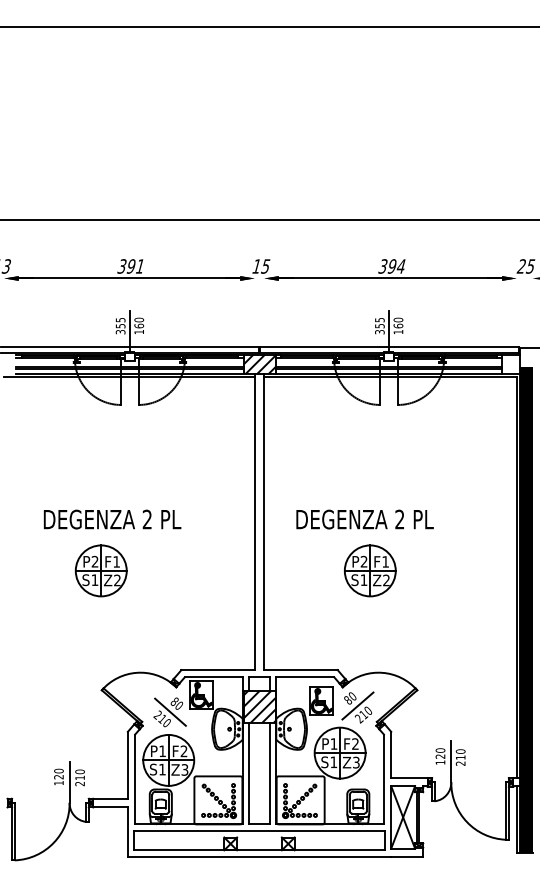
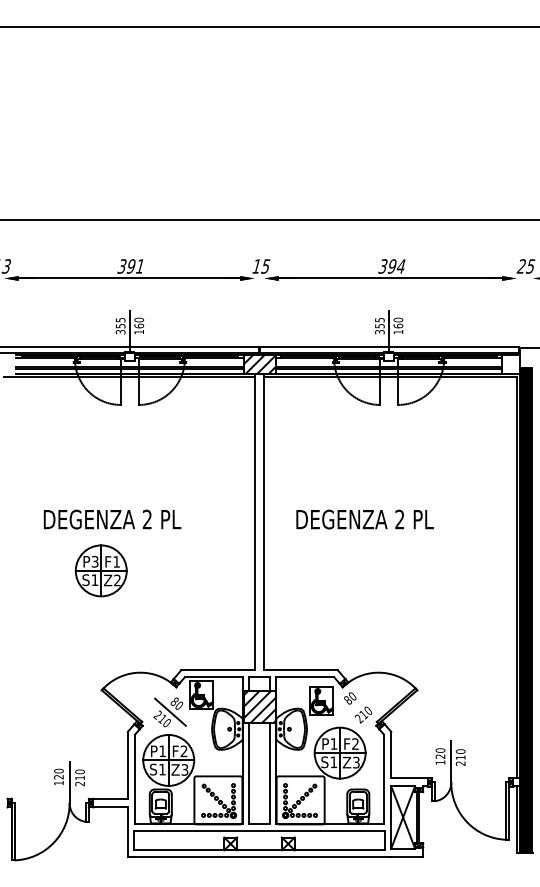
text: P2 -> P3 (94, 561)
part: present -> none (370, 570)
line: present -> none (357, 705)
